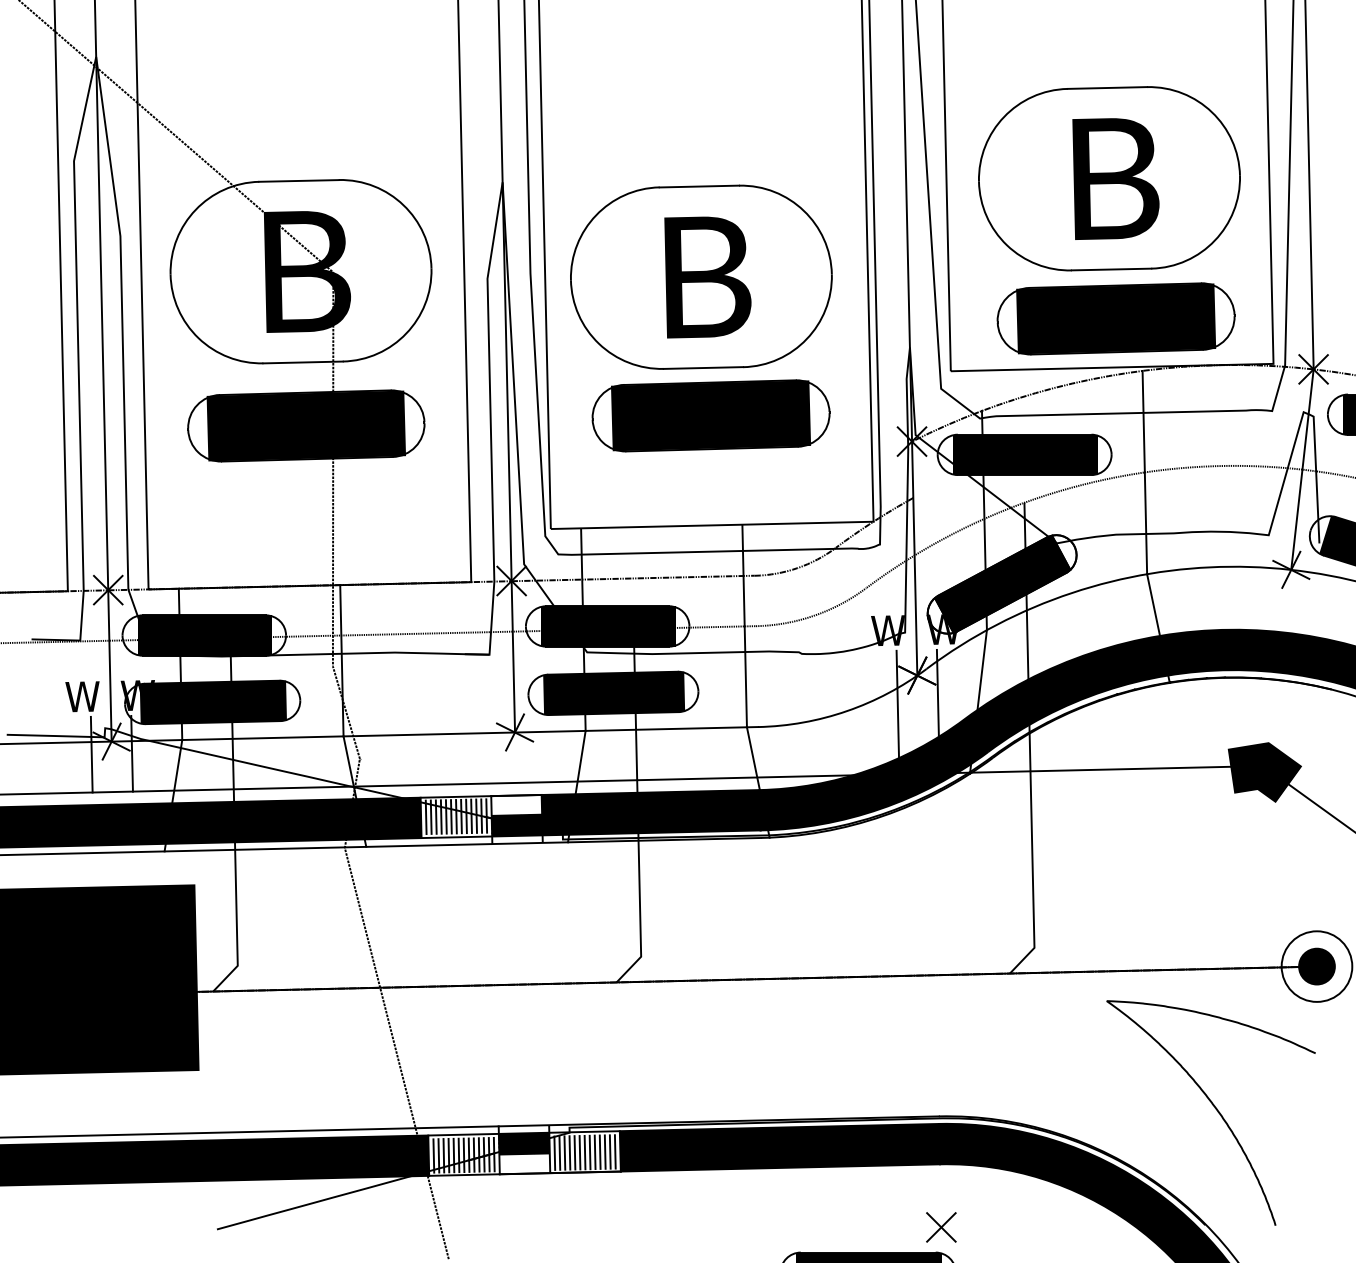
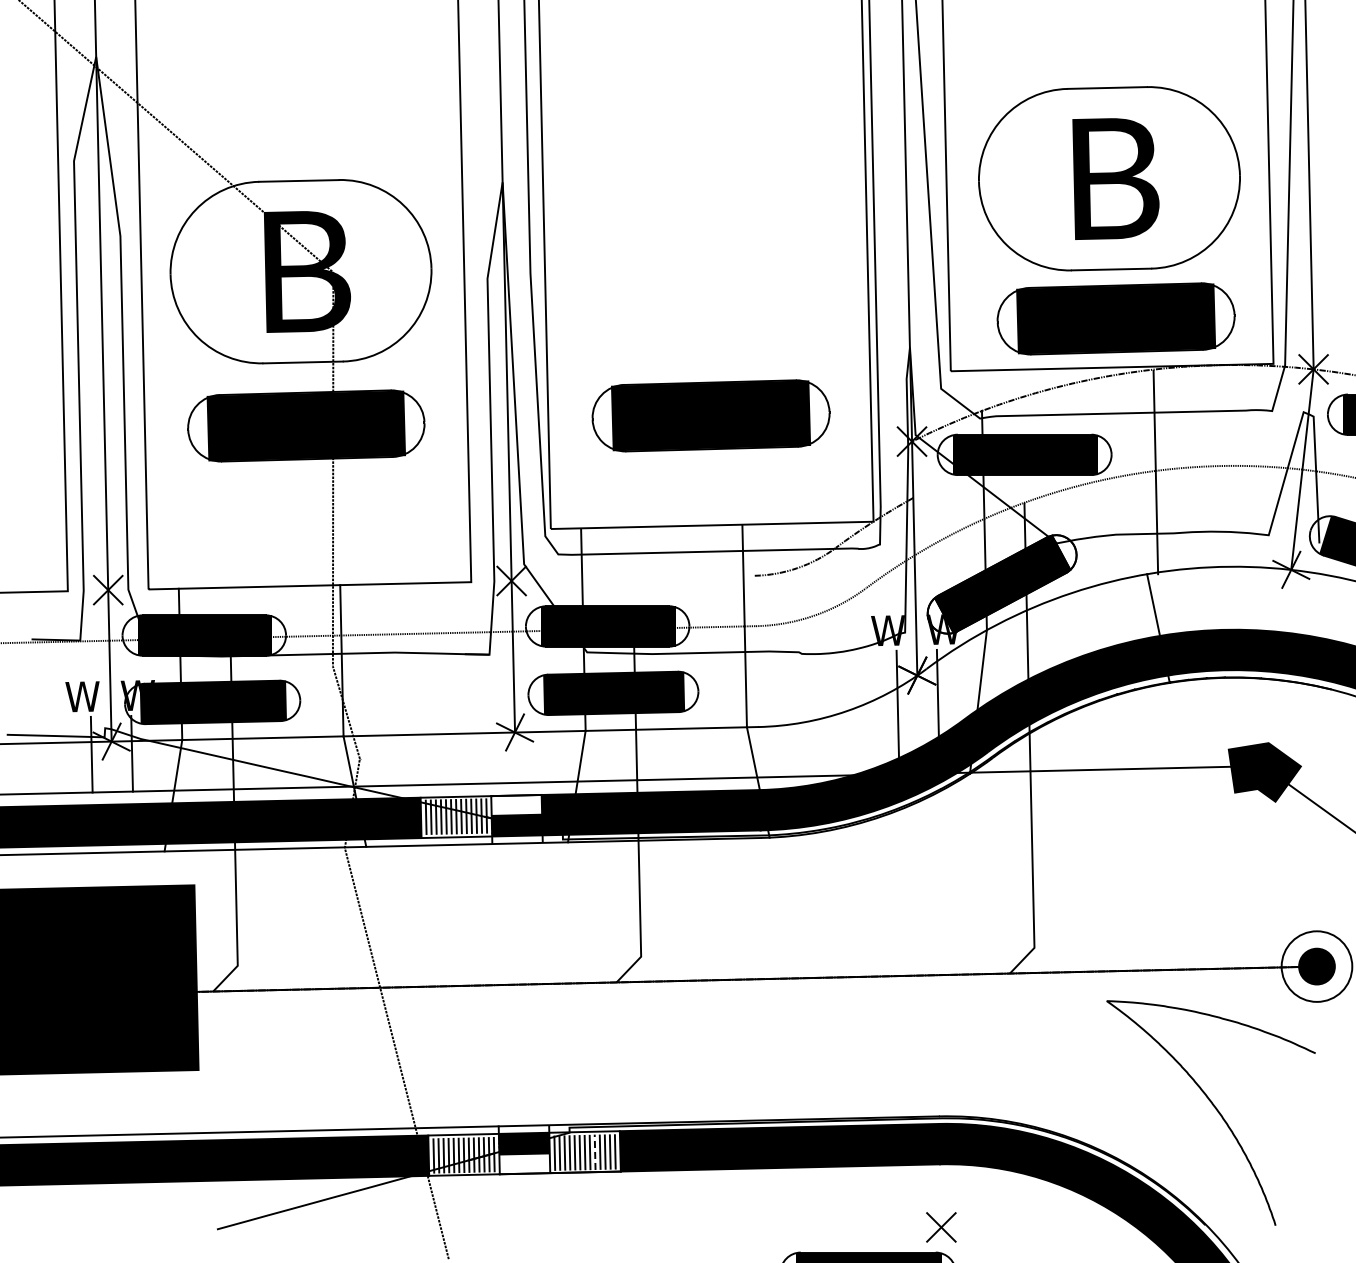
part: present -> none (701, 276)
line position: (1144, 472) -> (1155, 472) (1155, 472)
line: present -> none (378, 583)
line: solid -> dashed (595, 1152)
